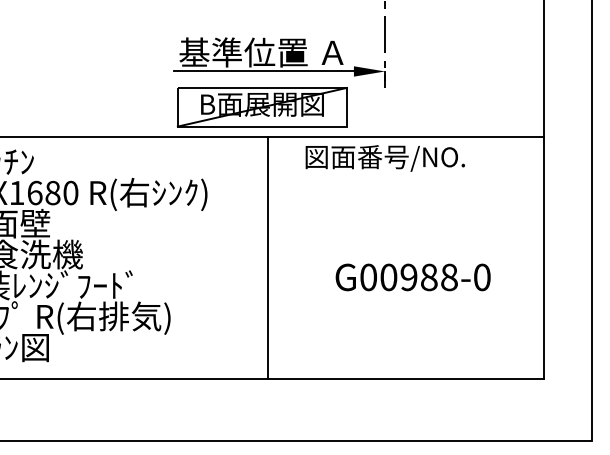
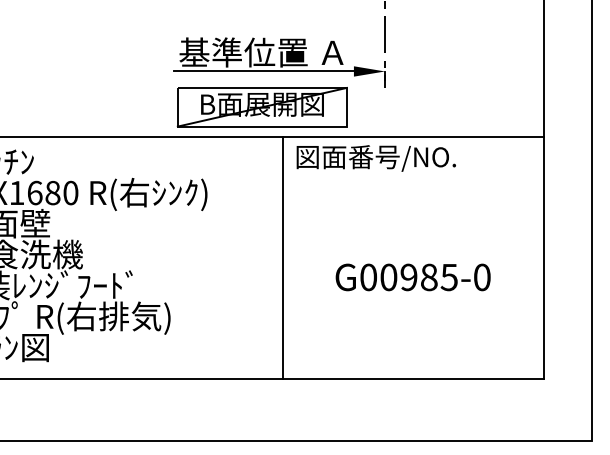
text position: (384, 158) -> (375, 158) (375, 158)
line position: (267, 257) -> (282, 257) (282, 257)
text: G00988-0 -> G00985-0 (448, 277)
